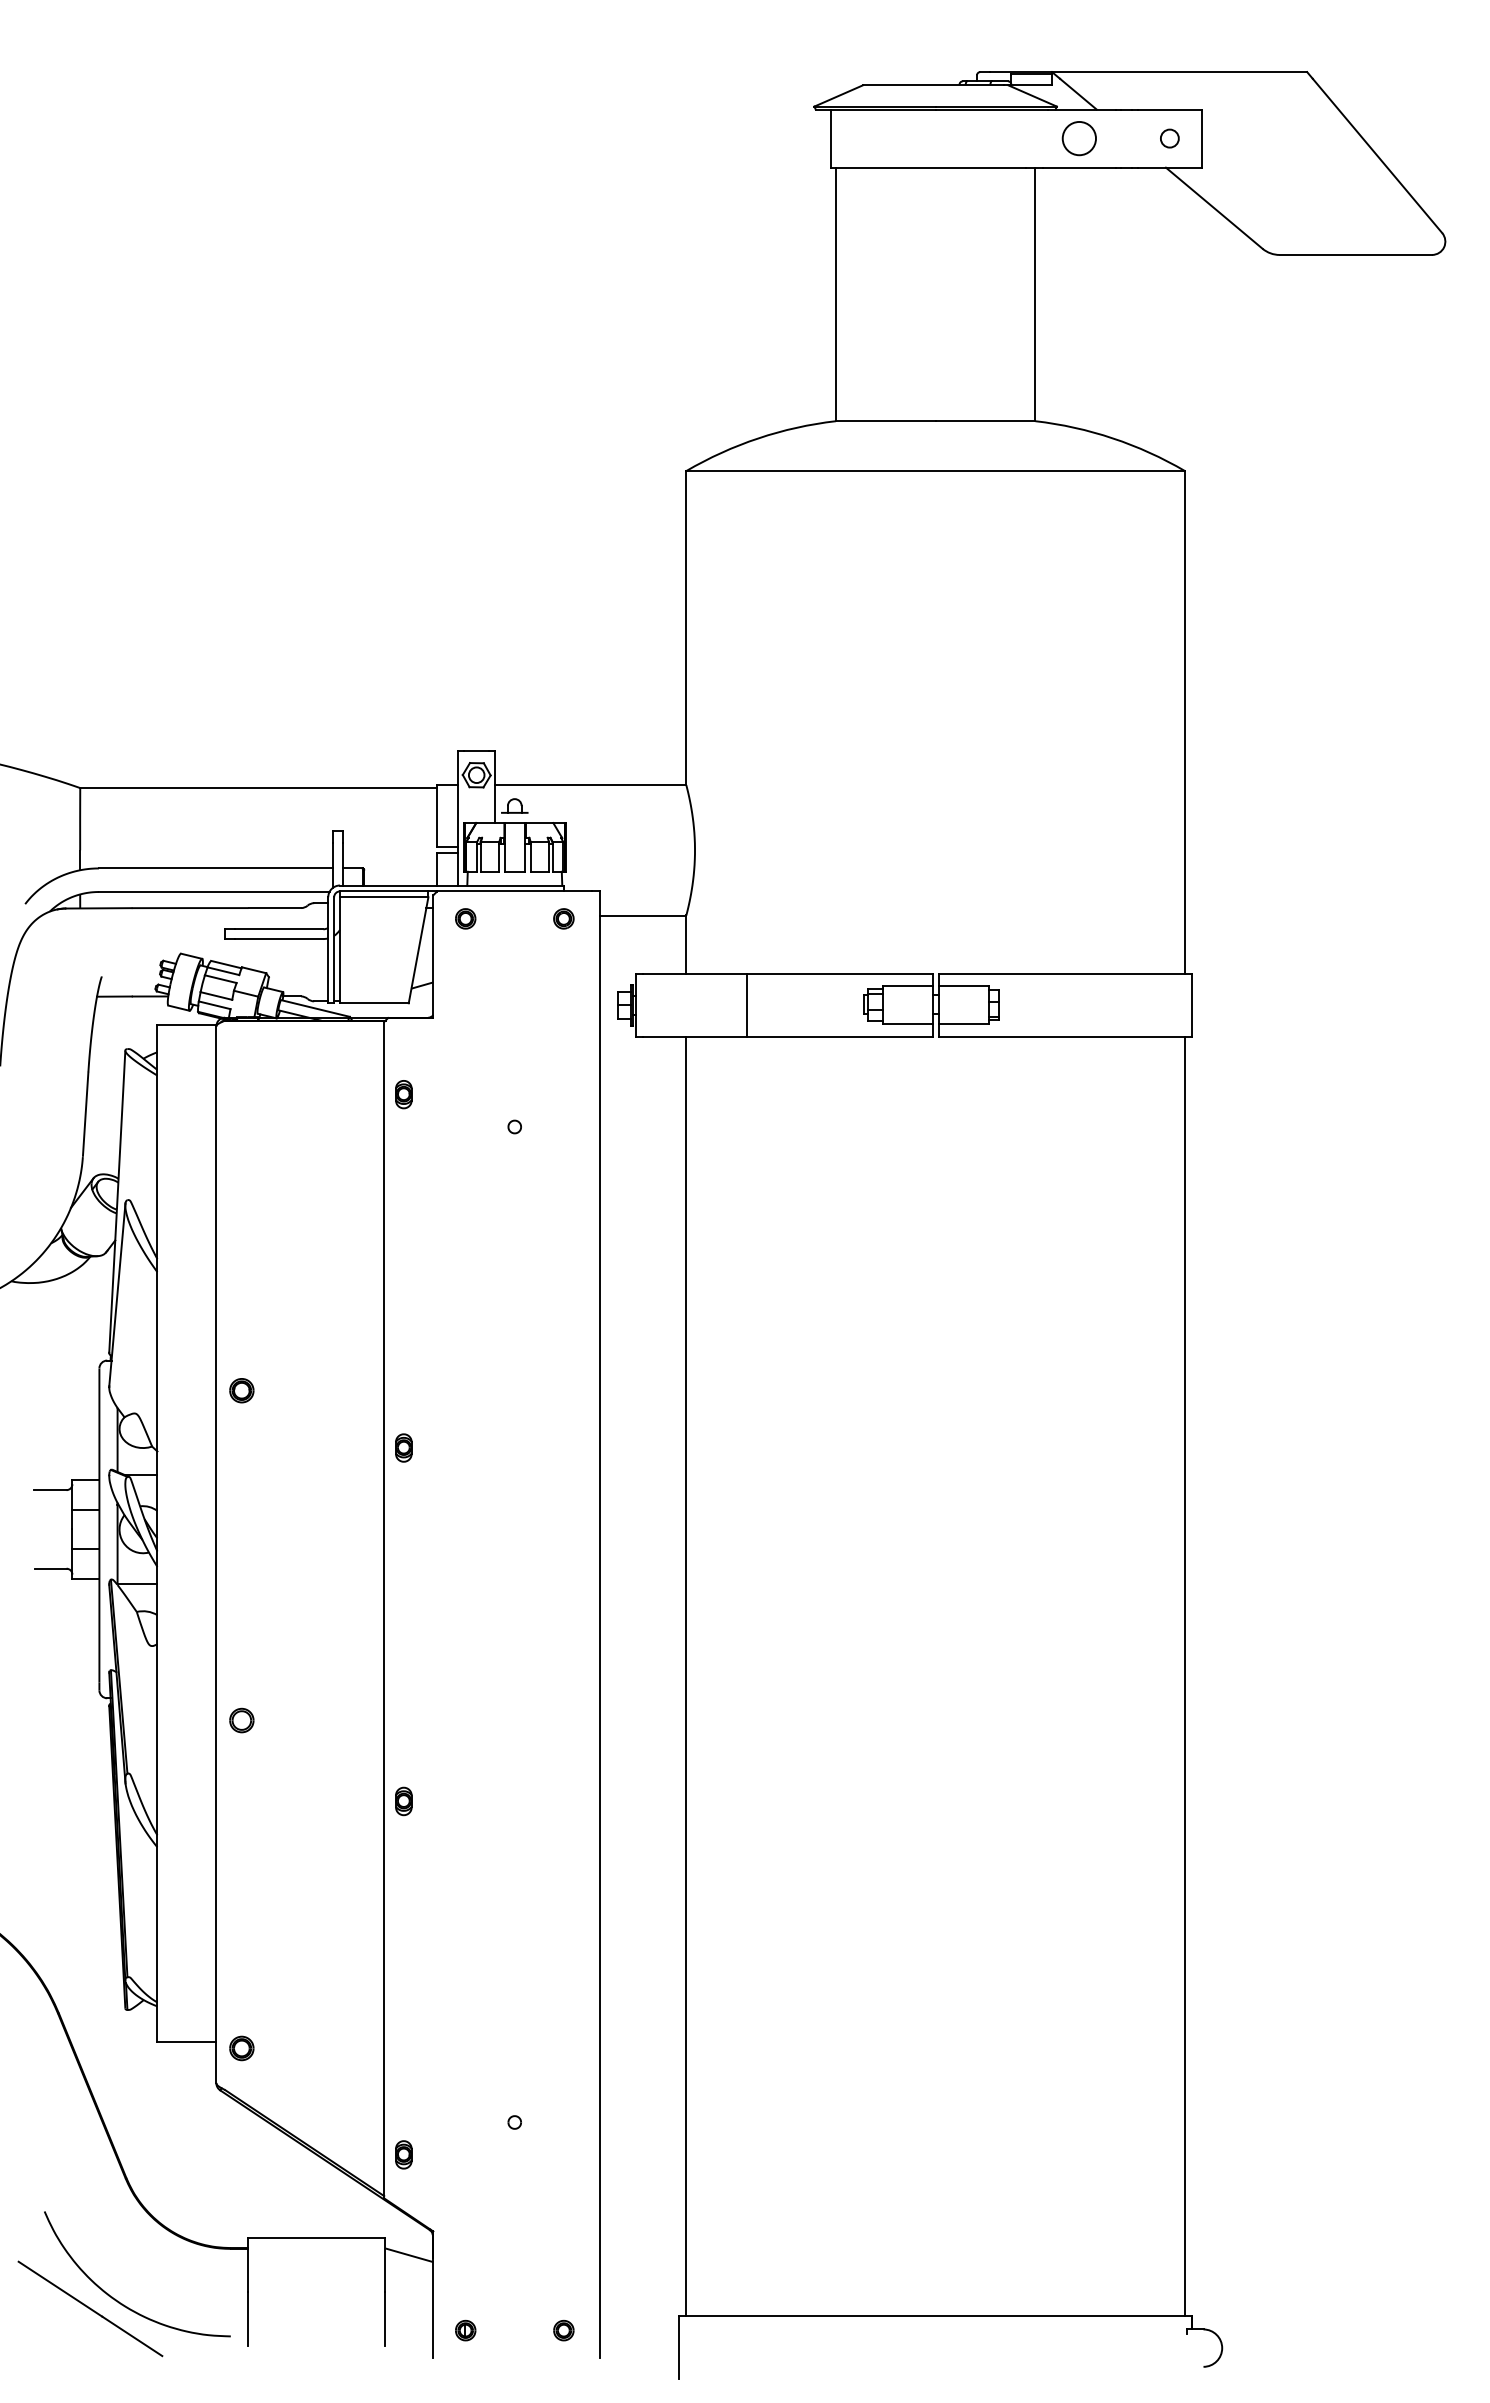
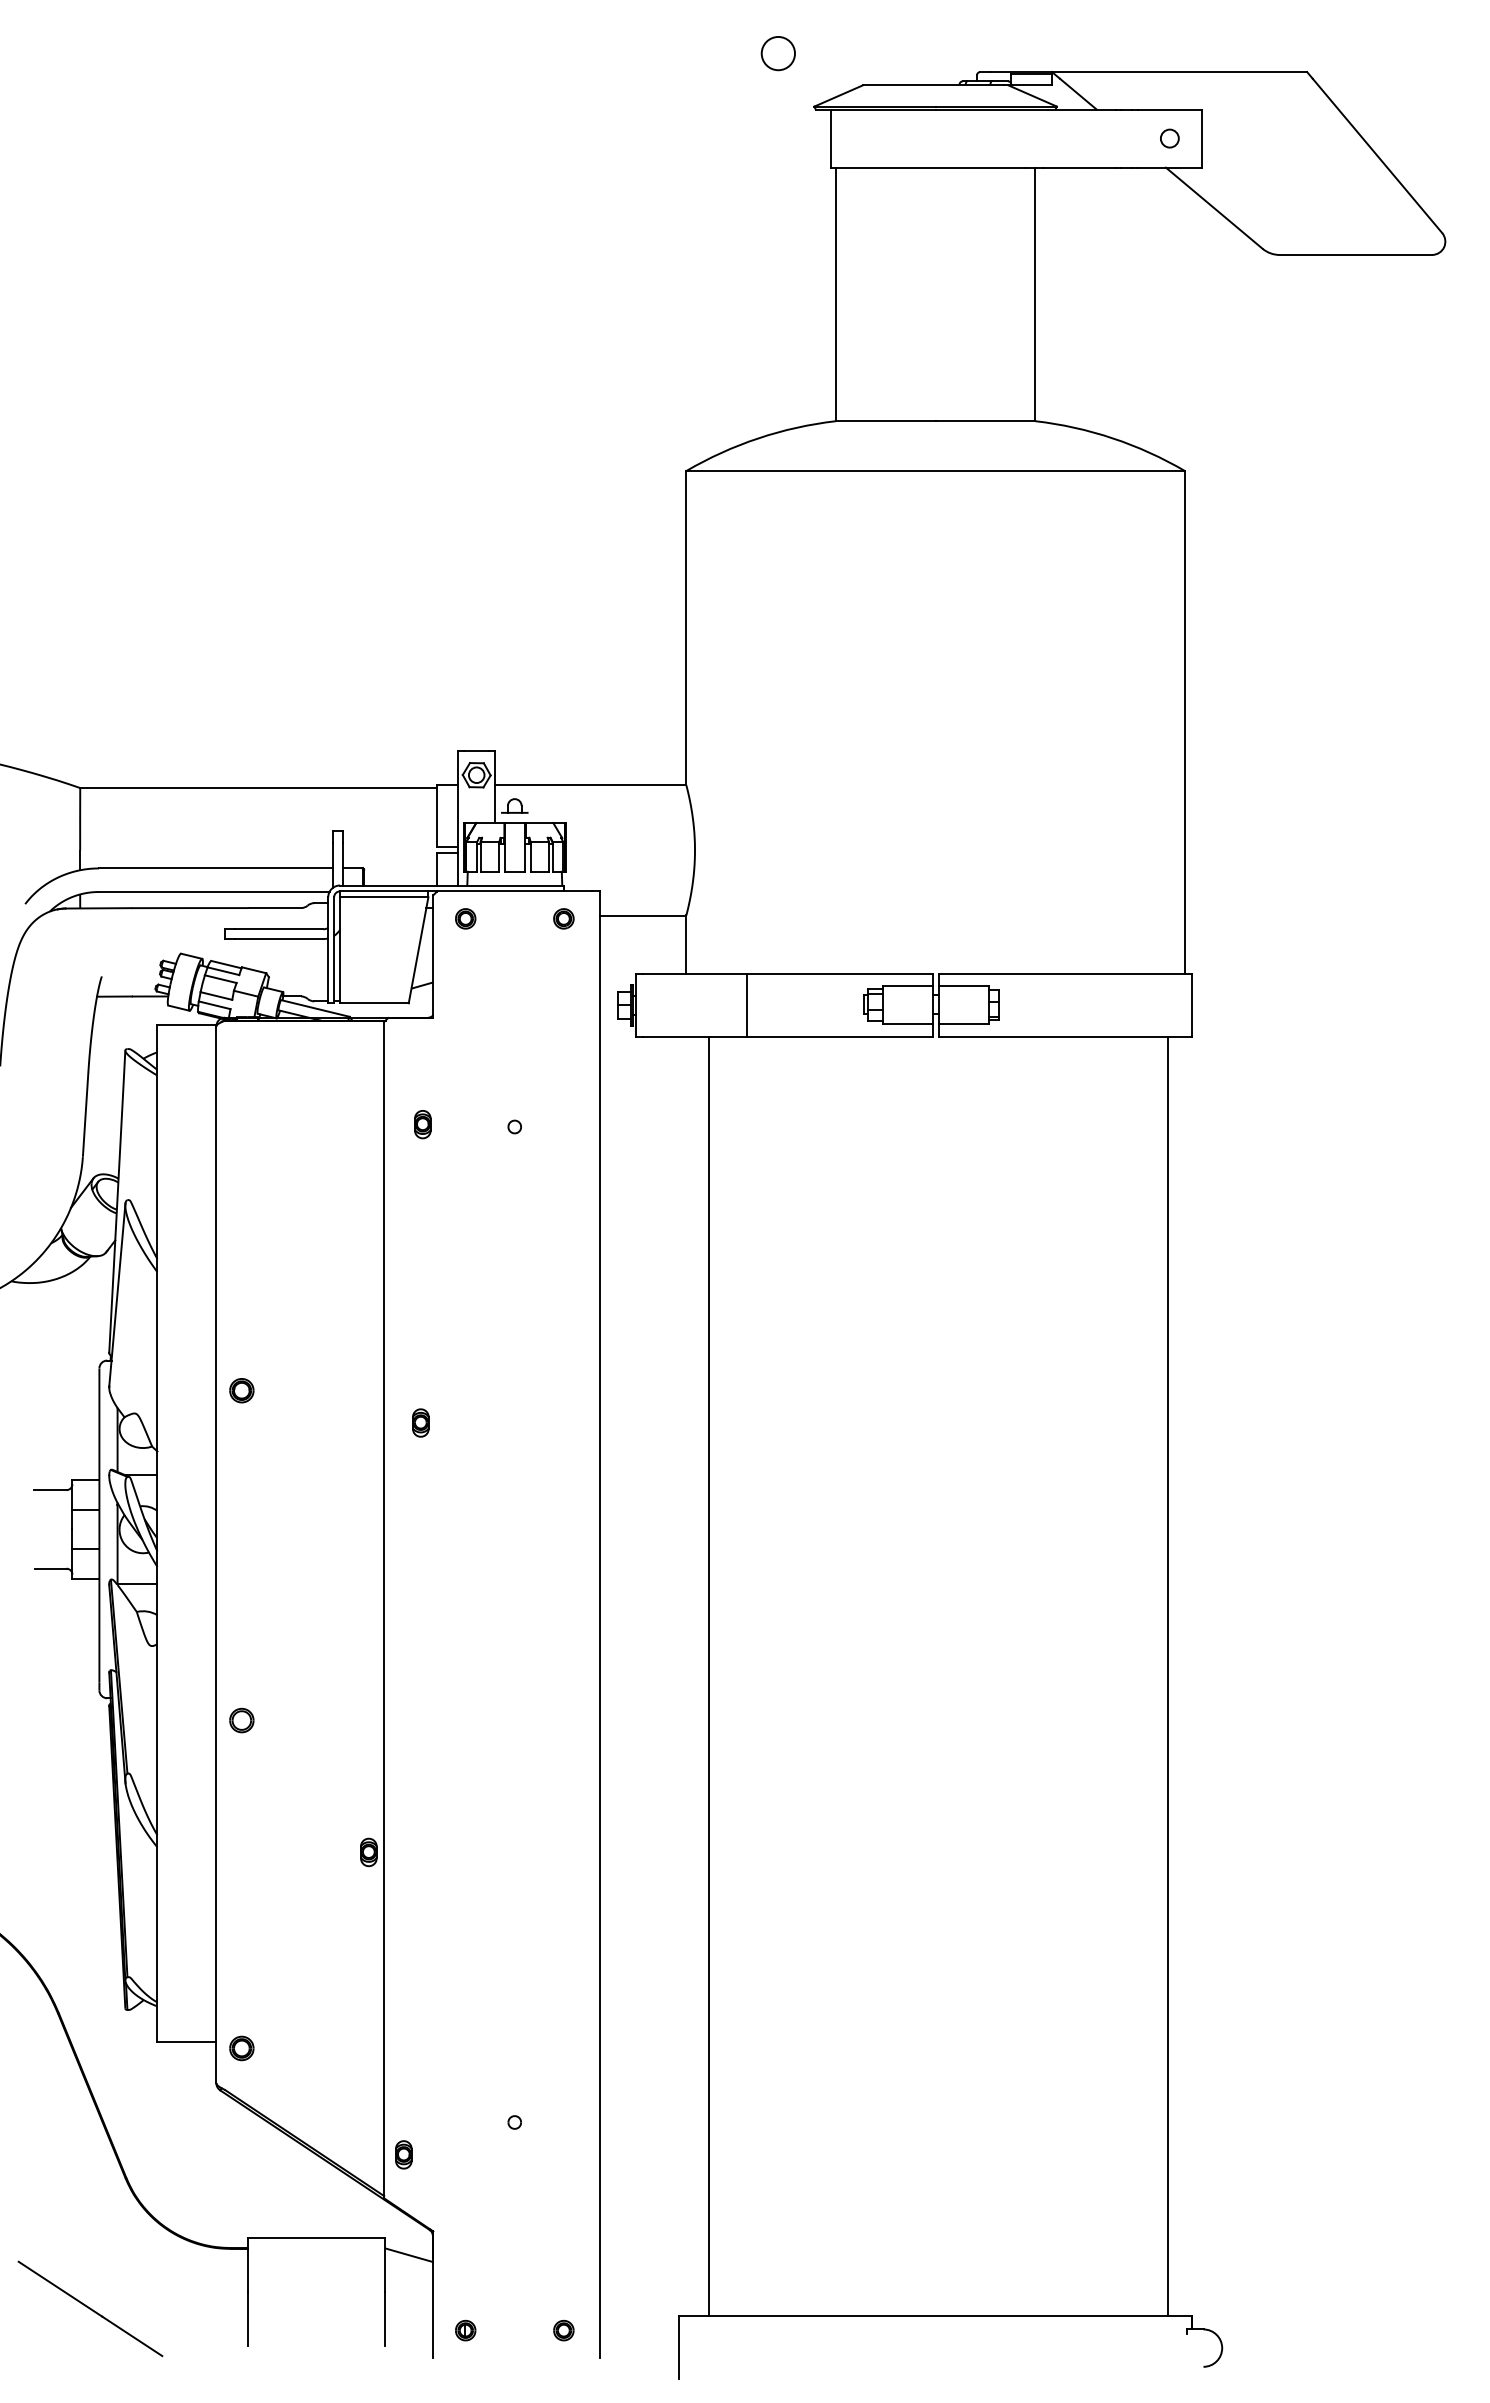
circle position: (1078, 138) -> (777, 53) (777, 53)
part position: (403, 1094) -> (422, 1124) (422, 1124)
part position: (403, 1447) -> (420, 1422) (420, 1422)
line position: (686, 1676) -> (709, 1676) (709, 1676)
line position: (1185, 1676) -> (1168, 1676) (1168, 1676)
part position: (403, 1801) -> (368, 1852) (368, 1852)
curve: present -> none (119, 2301)
